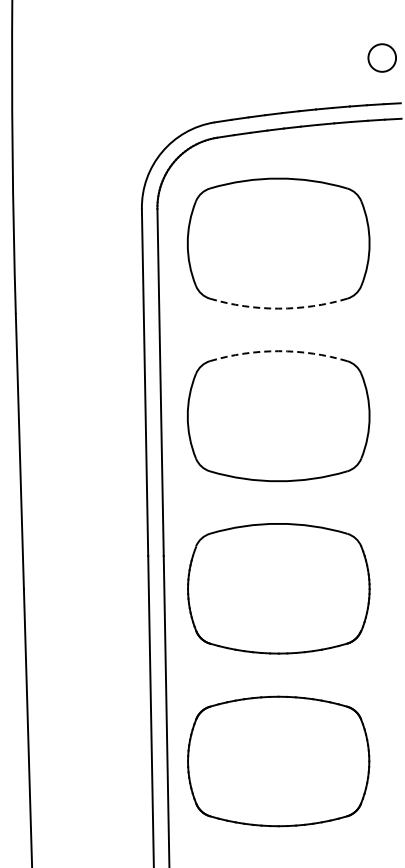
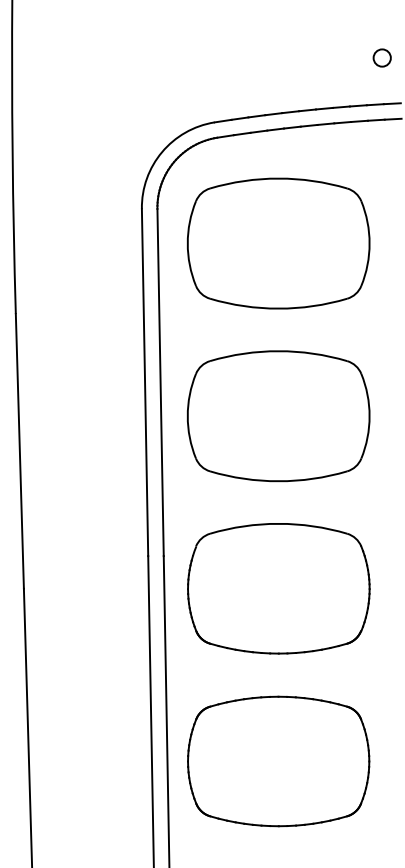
circle diameter: 28 px -> 17 px (381, 57)
arc: dashed -> solid (278, 308)
arc: dashed -> solid (278, 351)
